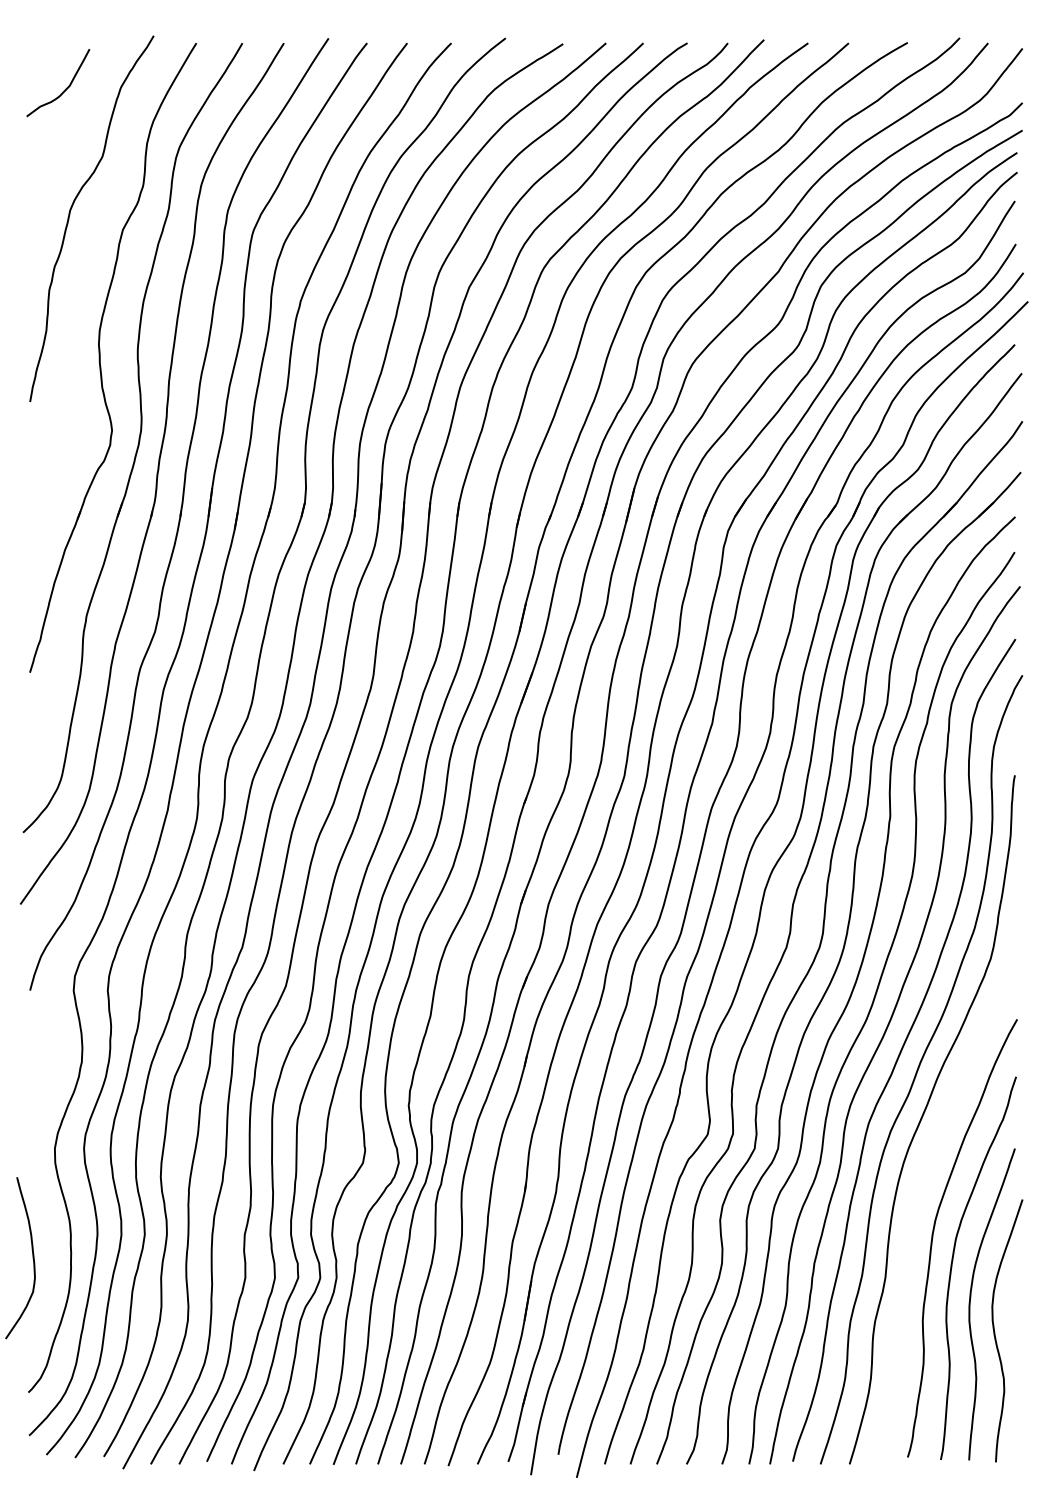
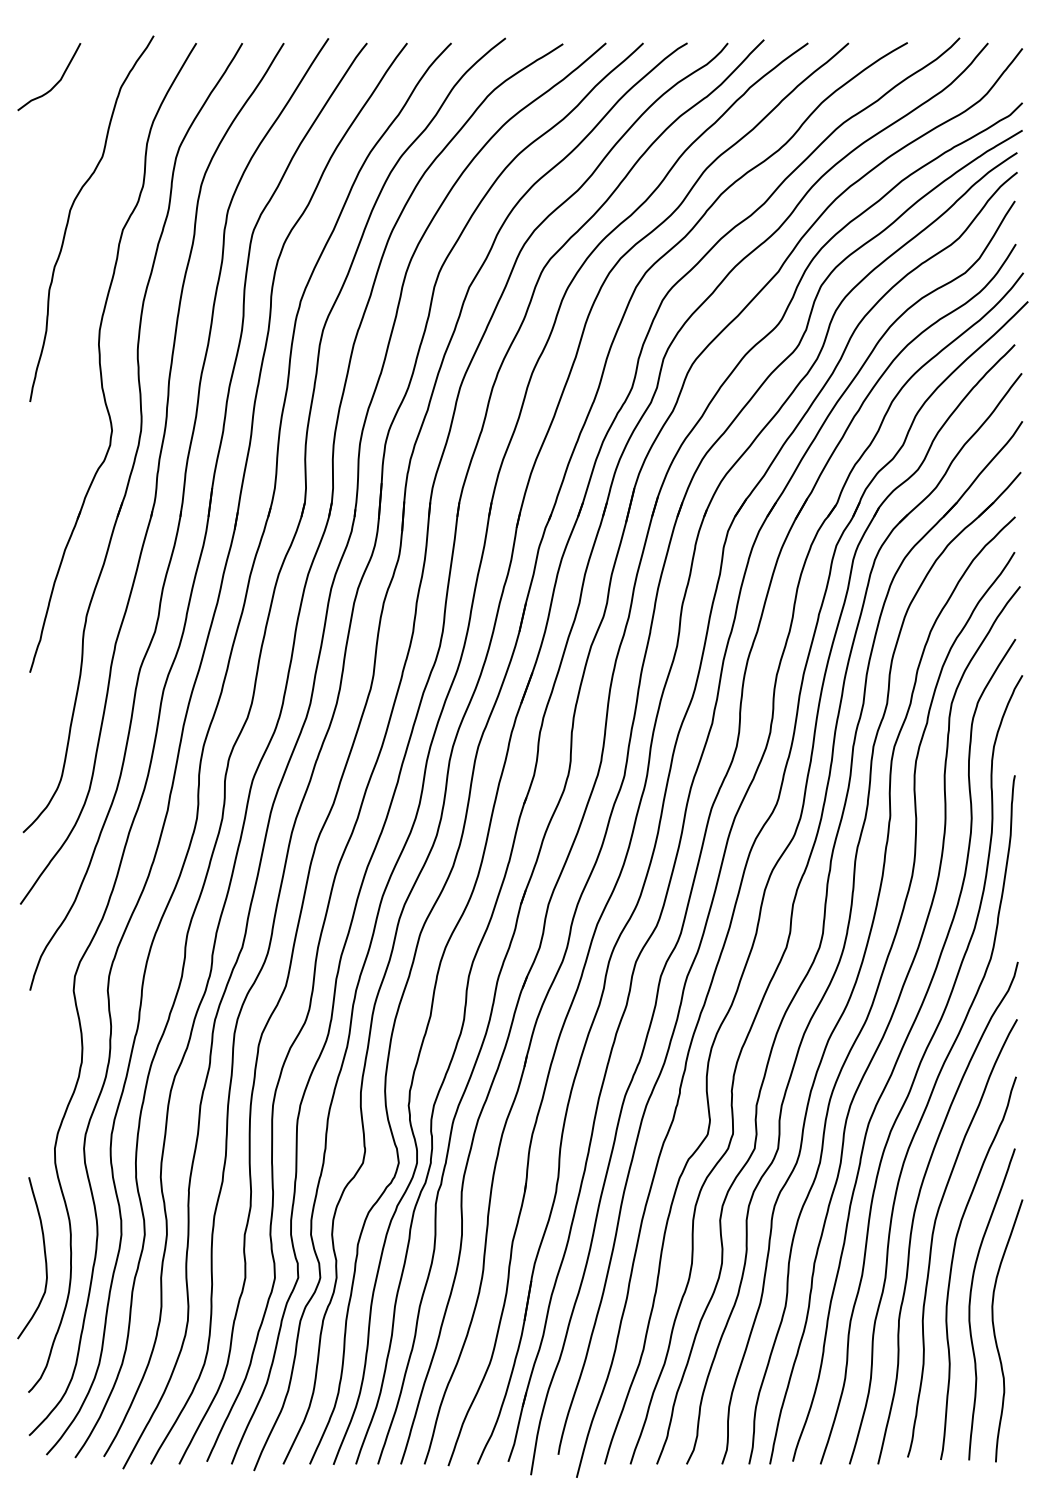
curve position: (64, 89) -> (55, 83) (55, 83)
curve: none -> present (917, 1205)
curve position: (32, 1258) -> (44, 1258) (44, 1258)
